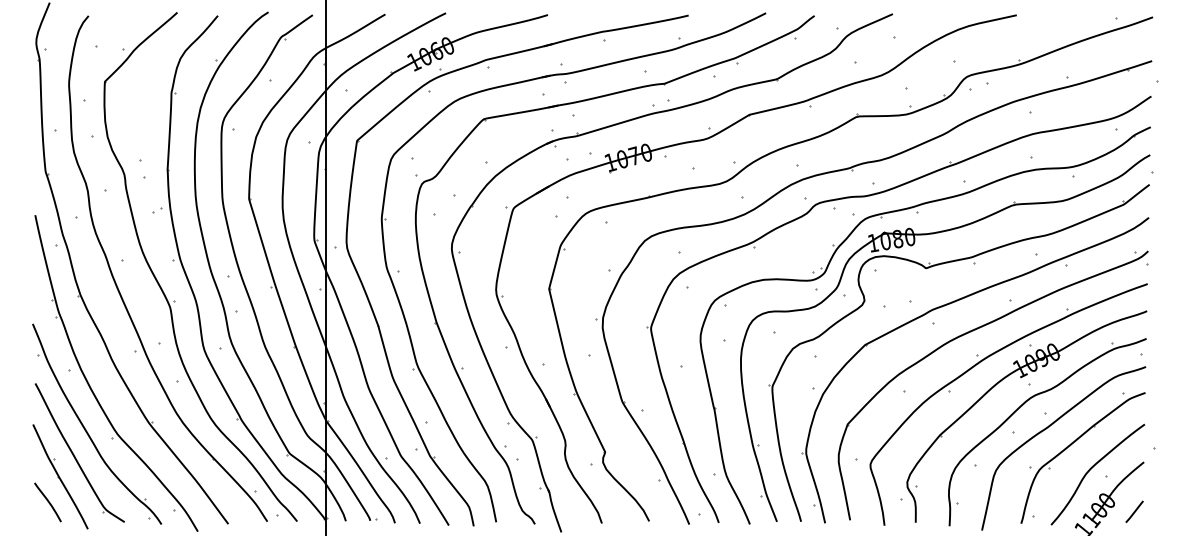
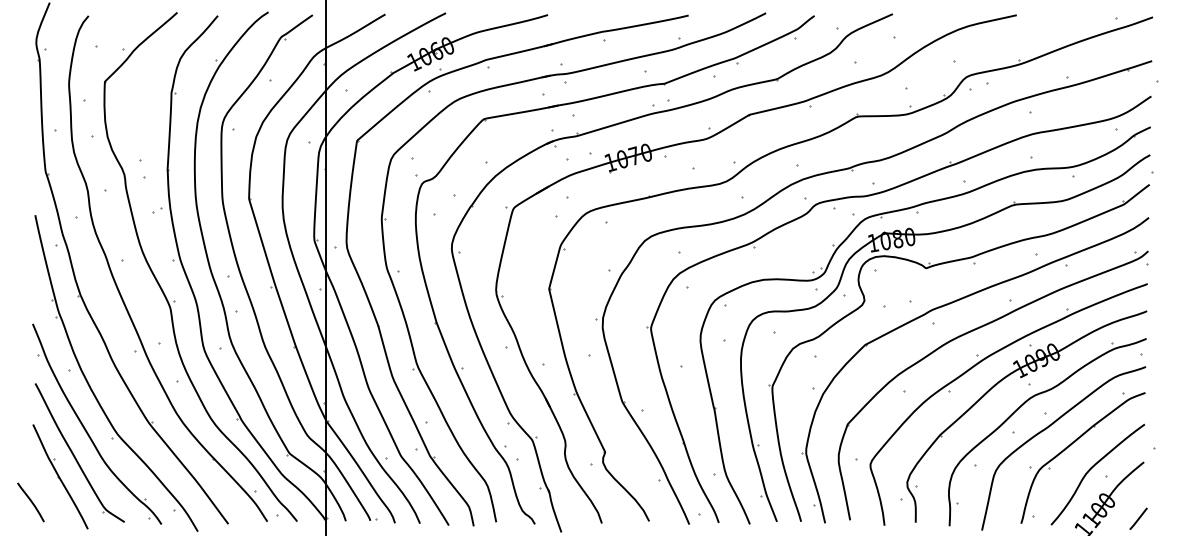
curve position: (47, 501) -> (30, 501) (30, 501)
line position: (1134, 511) -> (1138, 518) (1138, 518)
